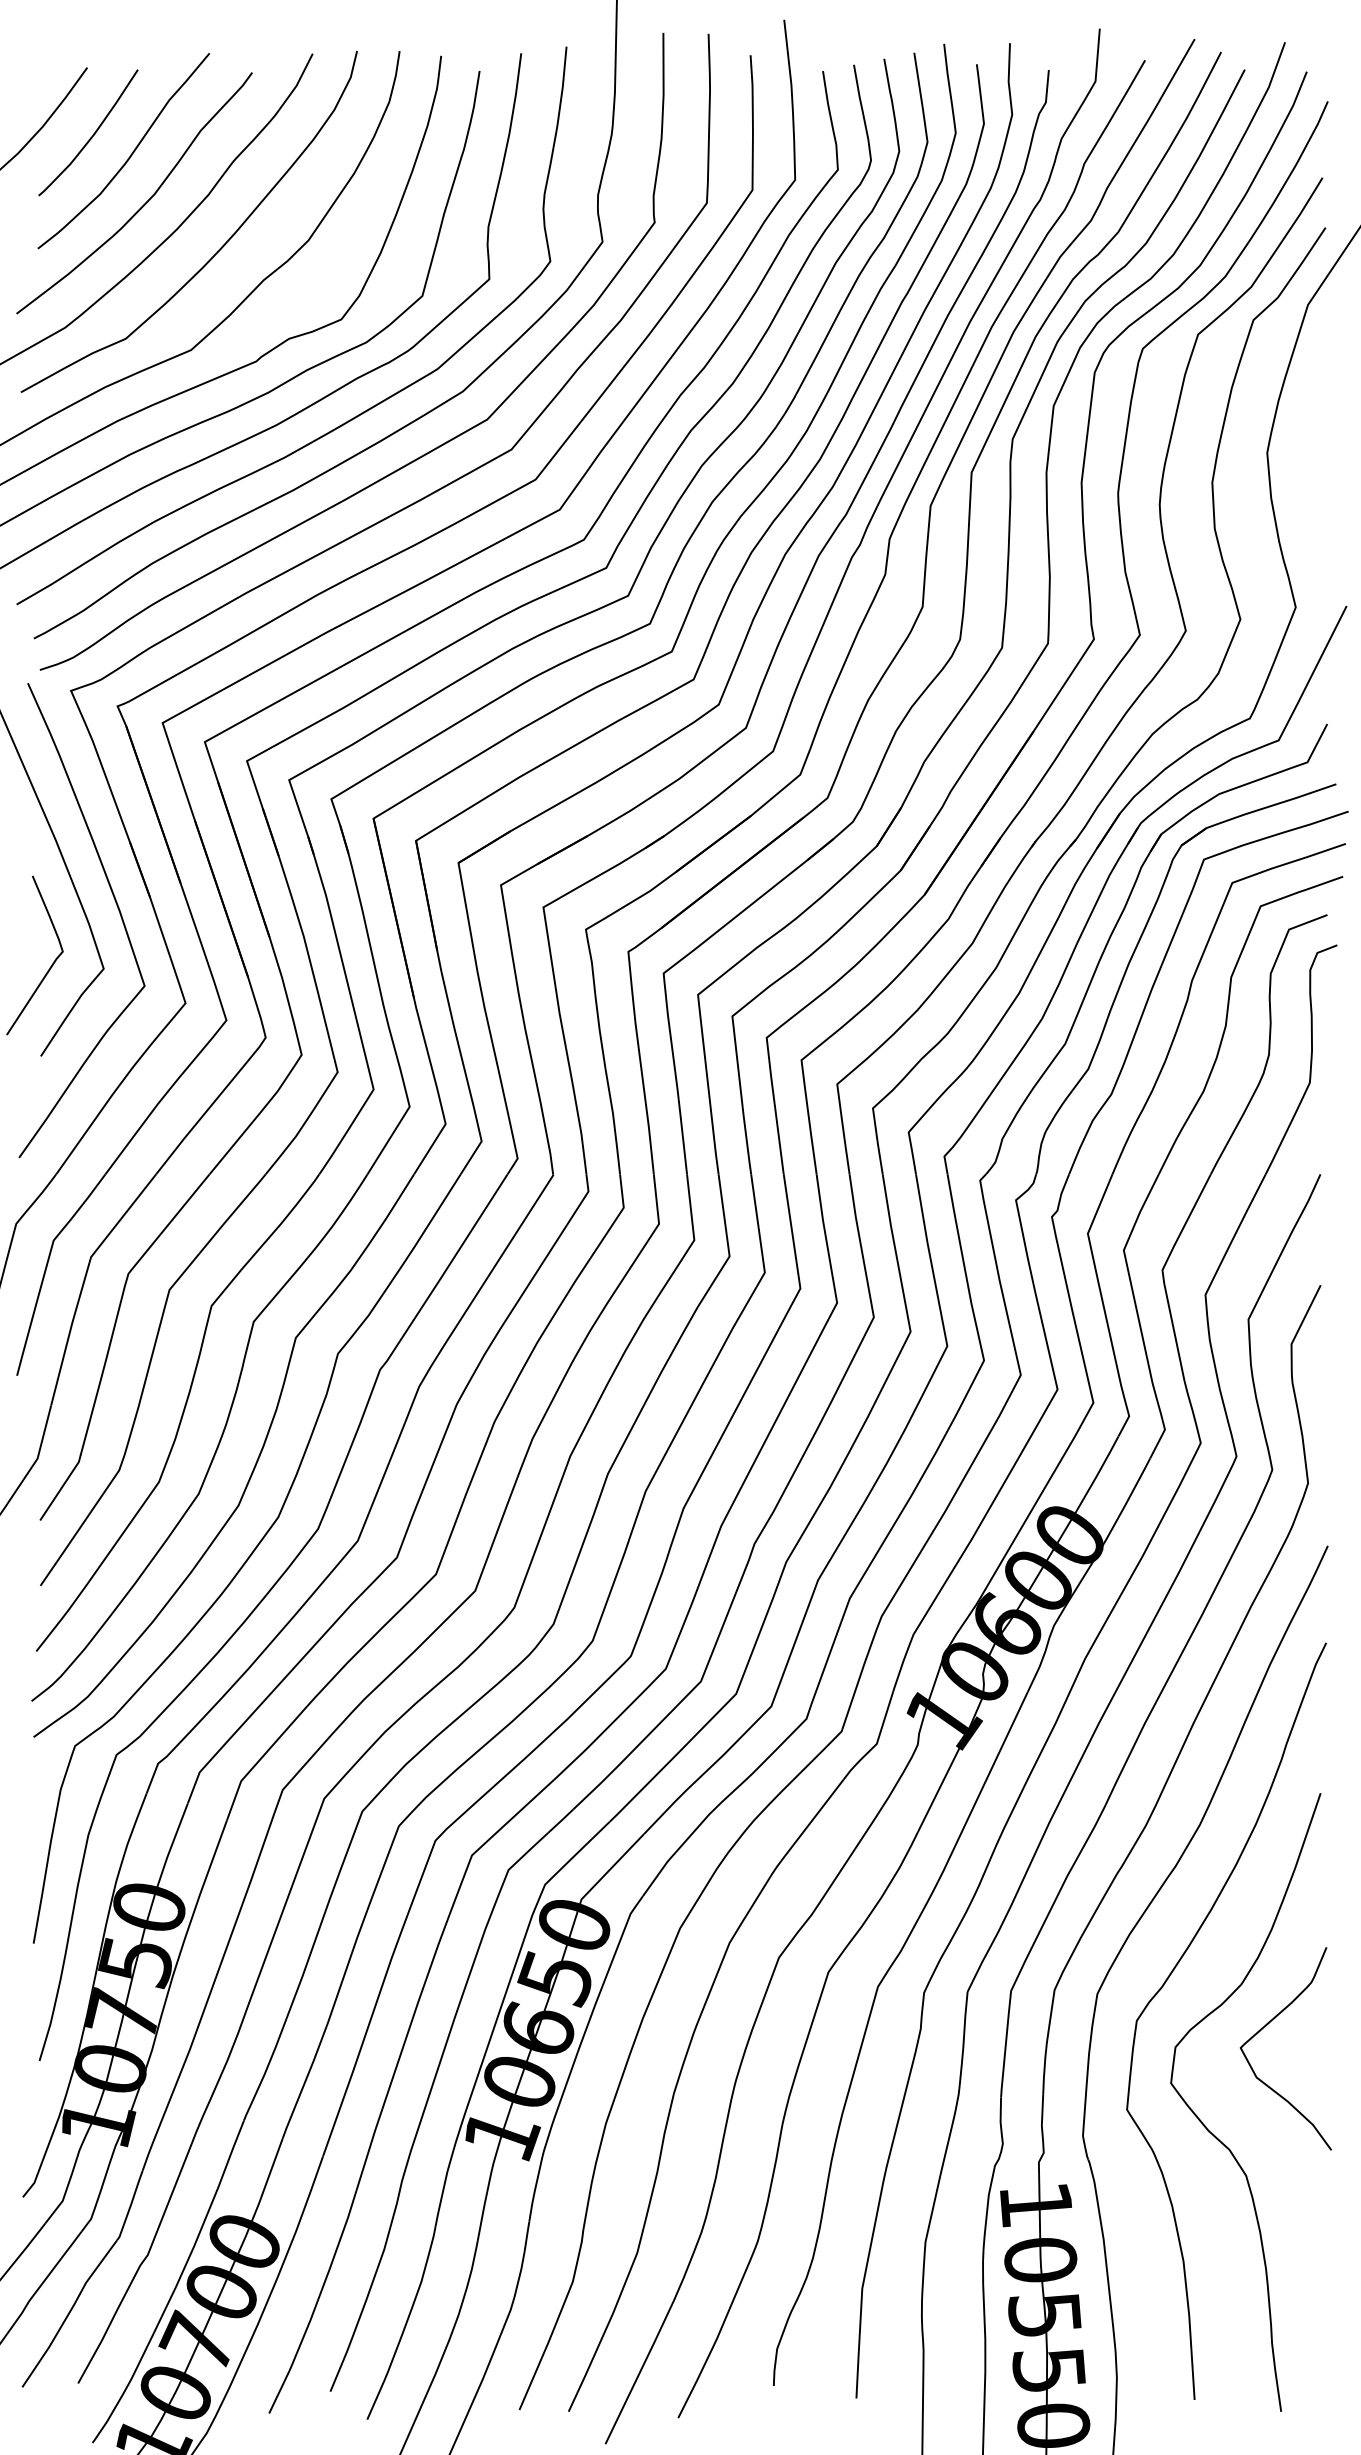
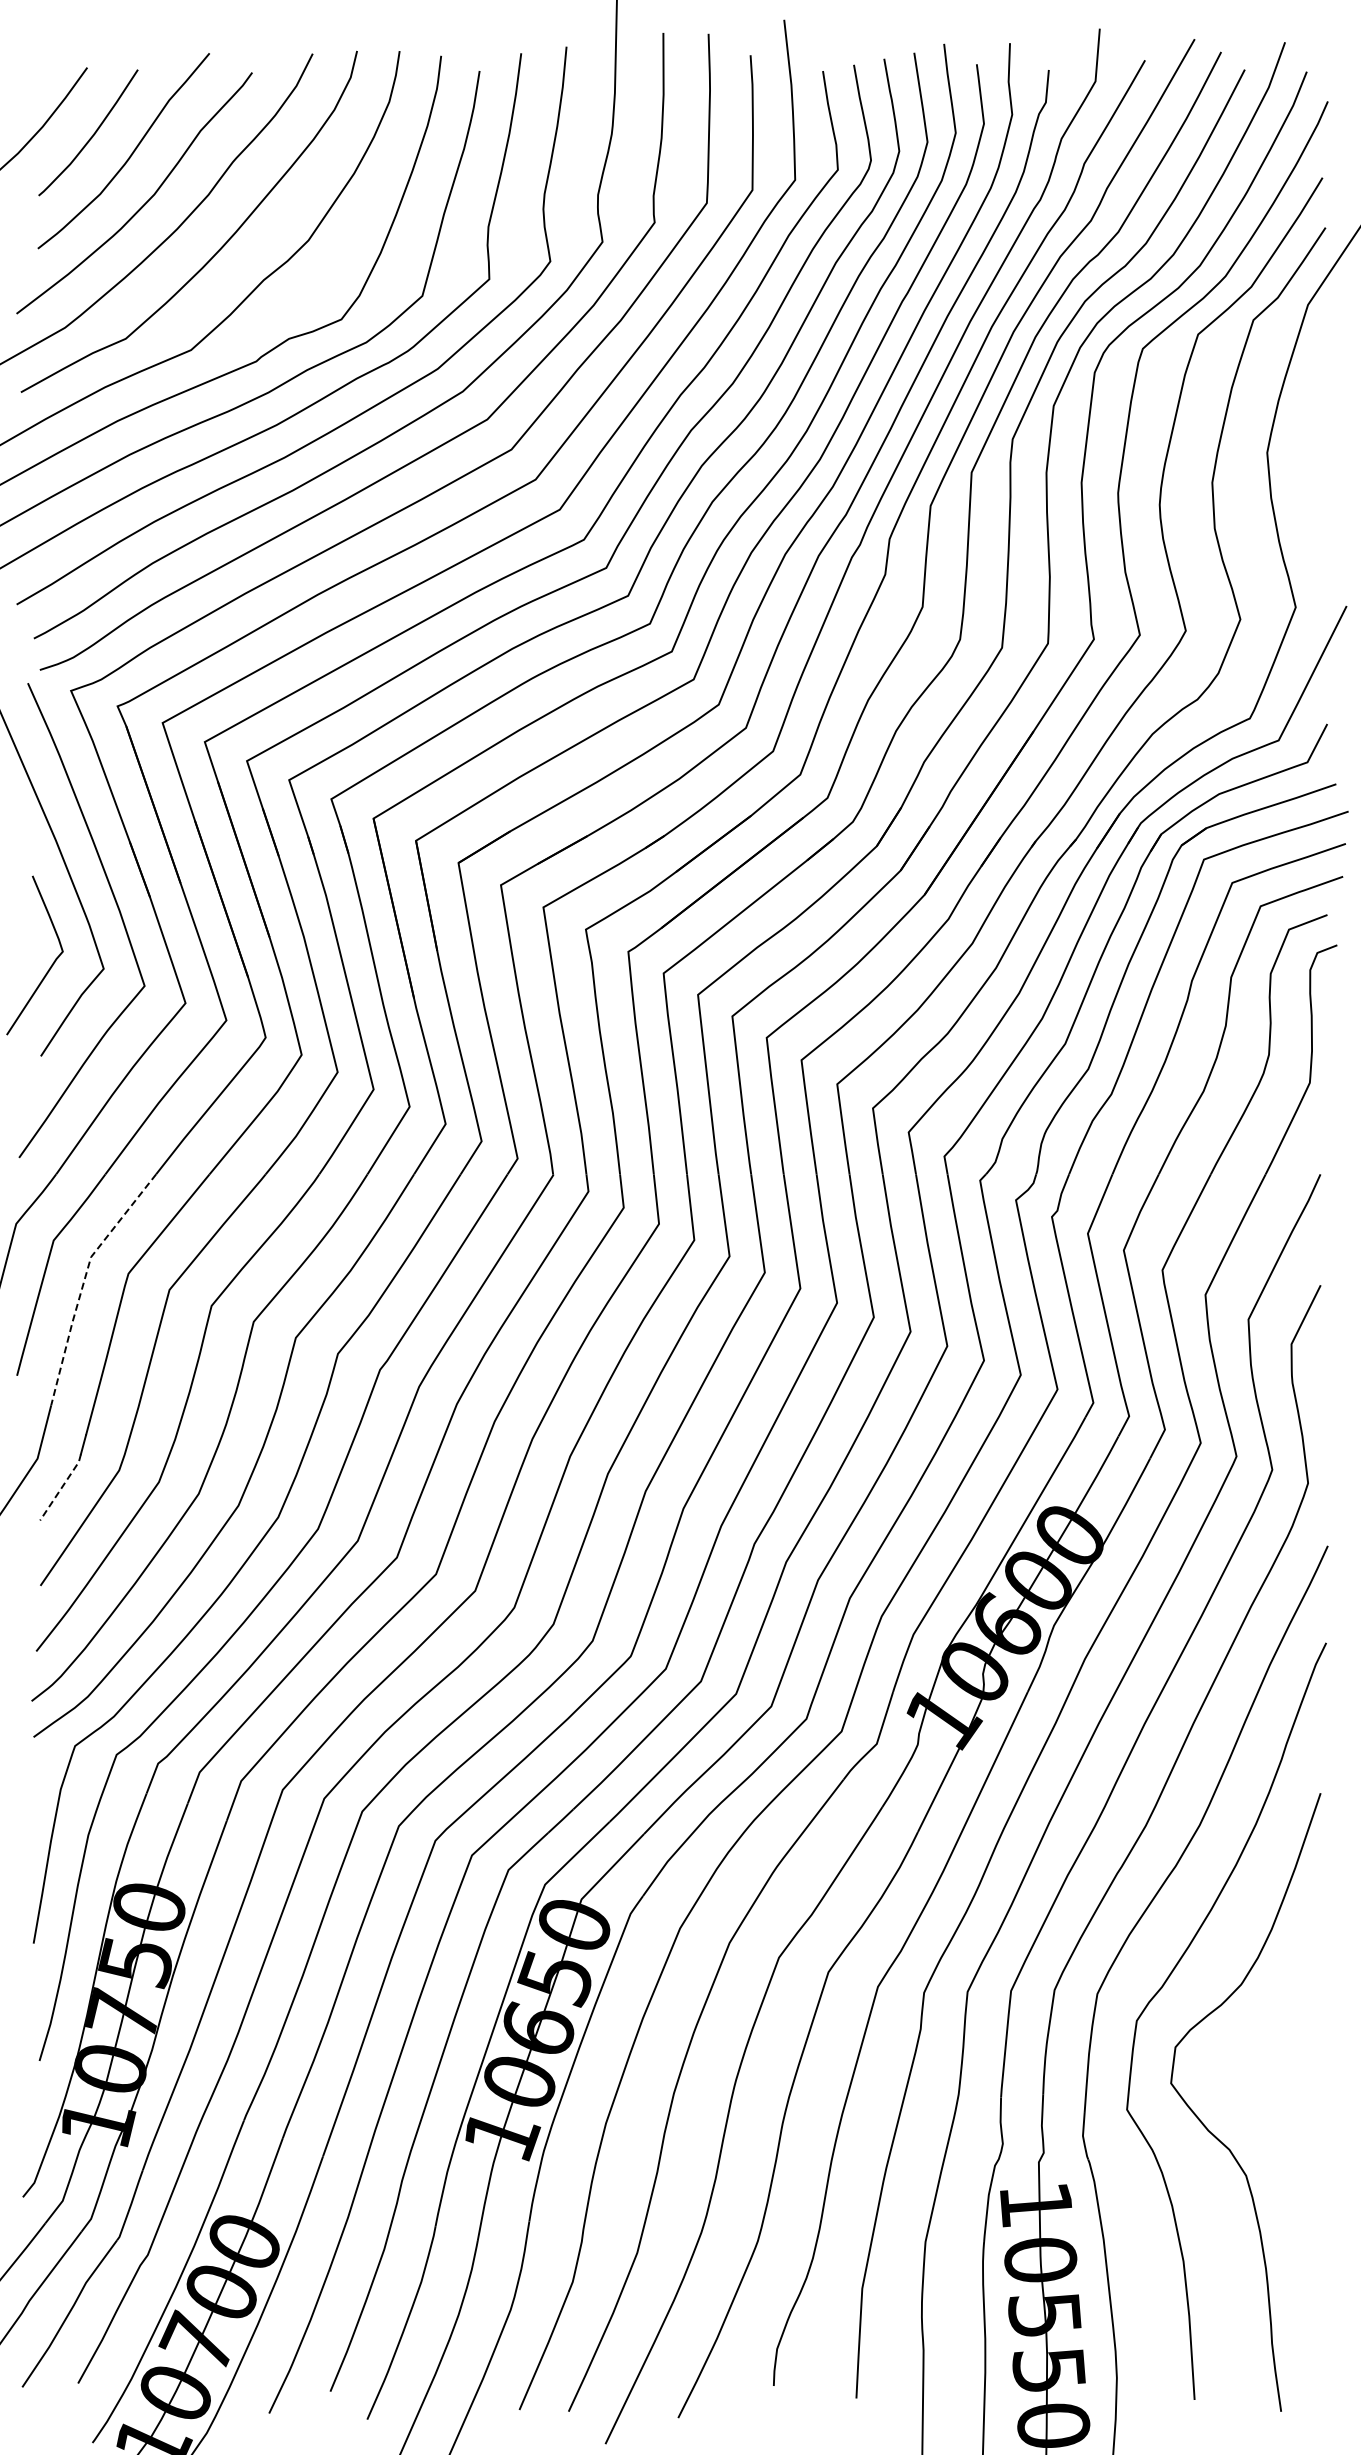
line: solid -> dashed (84, 1280)
line: solid -> dashed (61, 1487)
curve: present -> none (1265, 2027)
